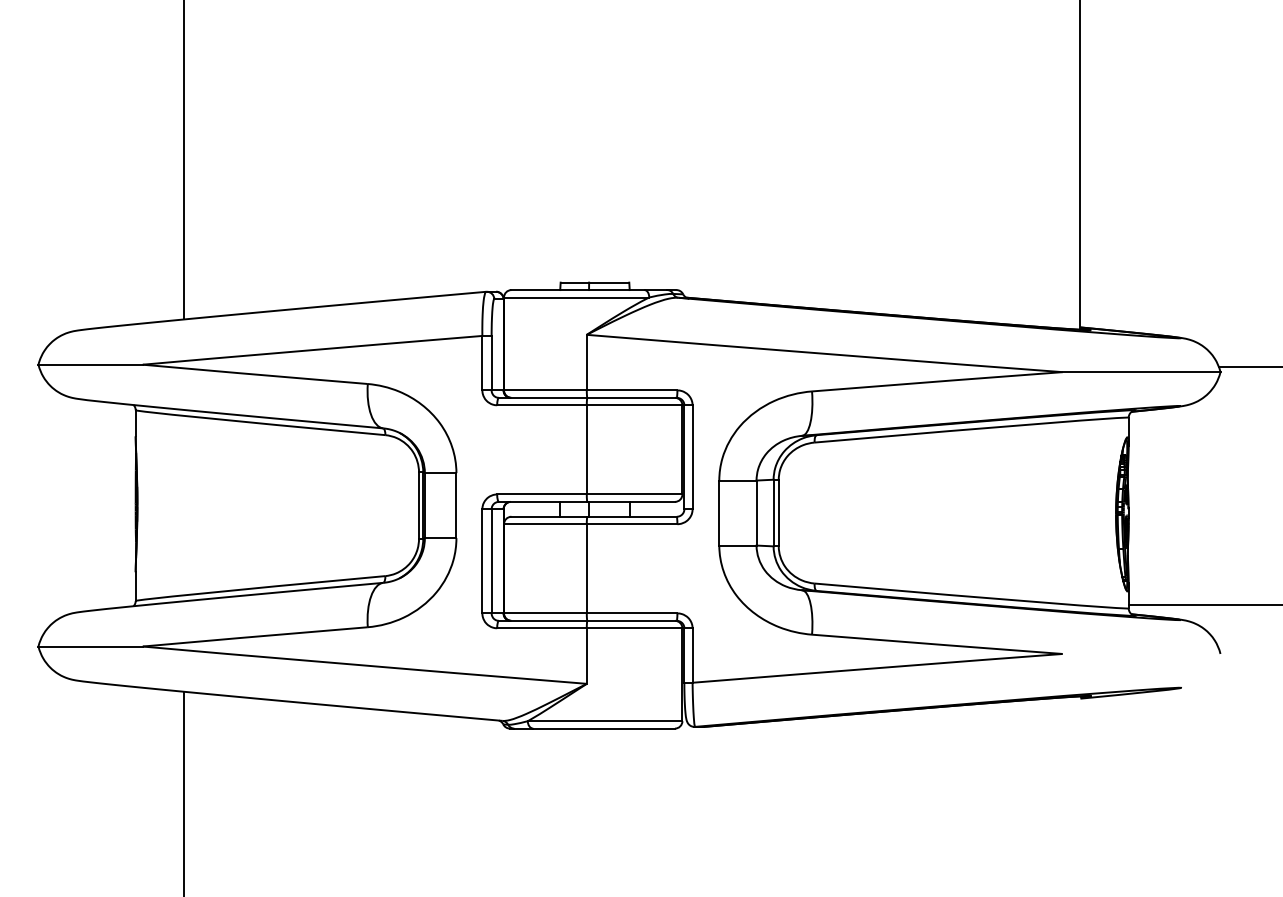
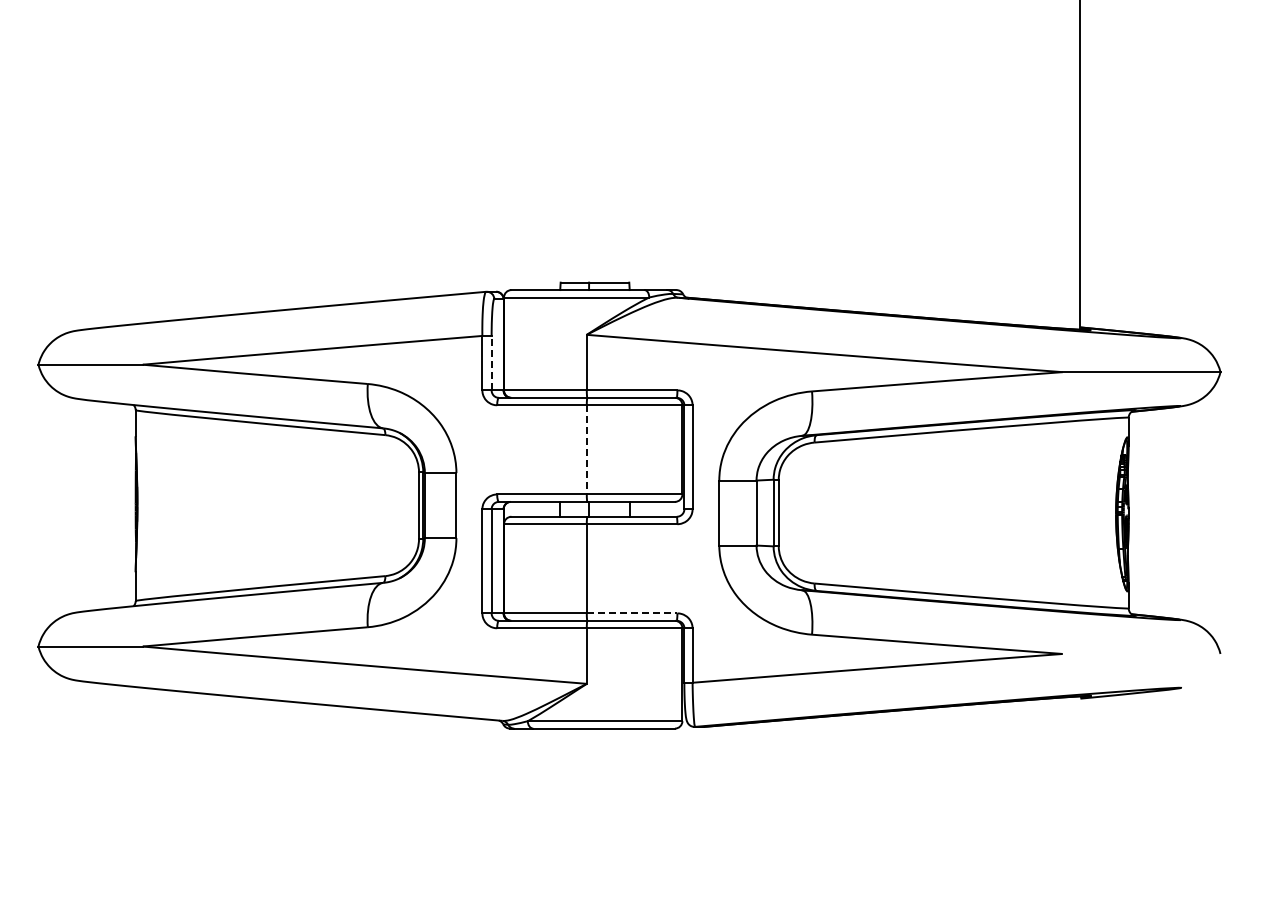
line: present -> none (184, 160)
line: solid -> dashed (491, 362)
line: present -> none (1249, 367)
line: solid -> dashed (586, 449)
line: present -> none (1203, 605)
line: solid -> dashed (632, 613)
line: present -> none (184, 792)
